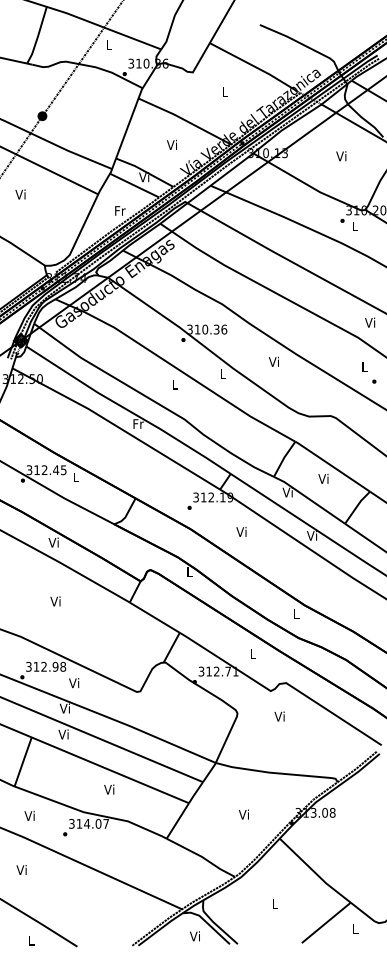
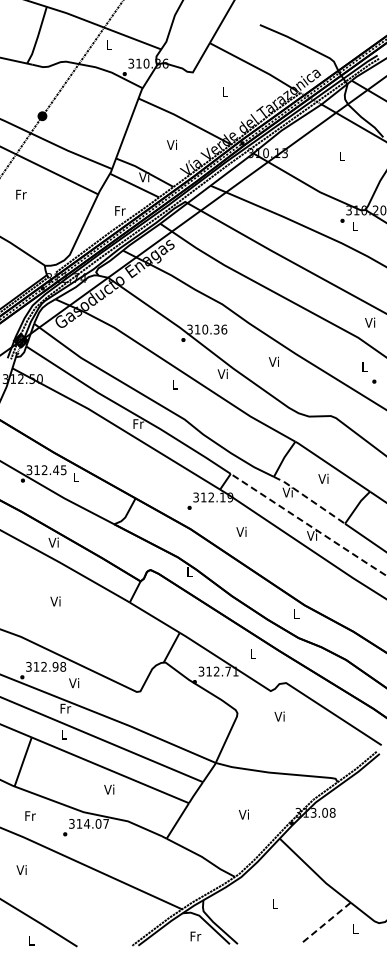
text: Vi -> L (341, 156)
text: Vi -> Fr (20, 194)
text: L -> Vi (222, 373)
line: solid -> dashed (309, 499)
line: solid -> dashed (309, 525)
text: Vi -> Fr (65, 708)
text: Vi -> L (63, 734)
text: Vi -> Fr (29, 815)
line: solid -> dashed (326, 922)
text: Vi -> Fr (195, 936)
